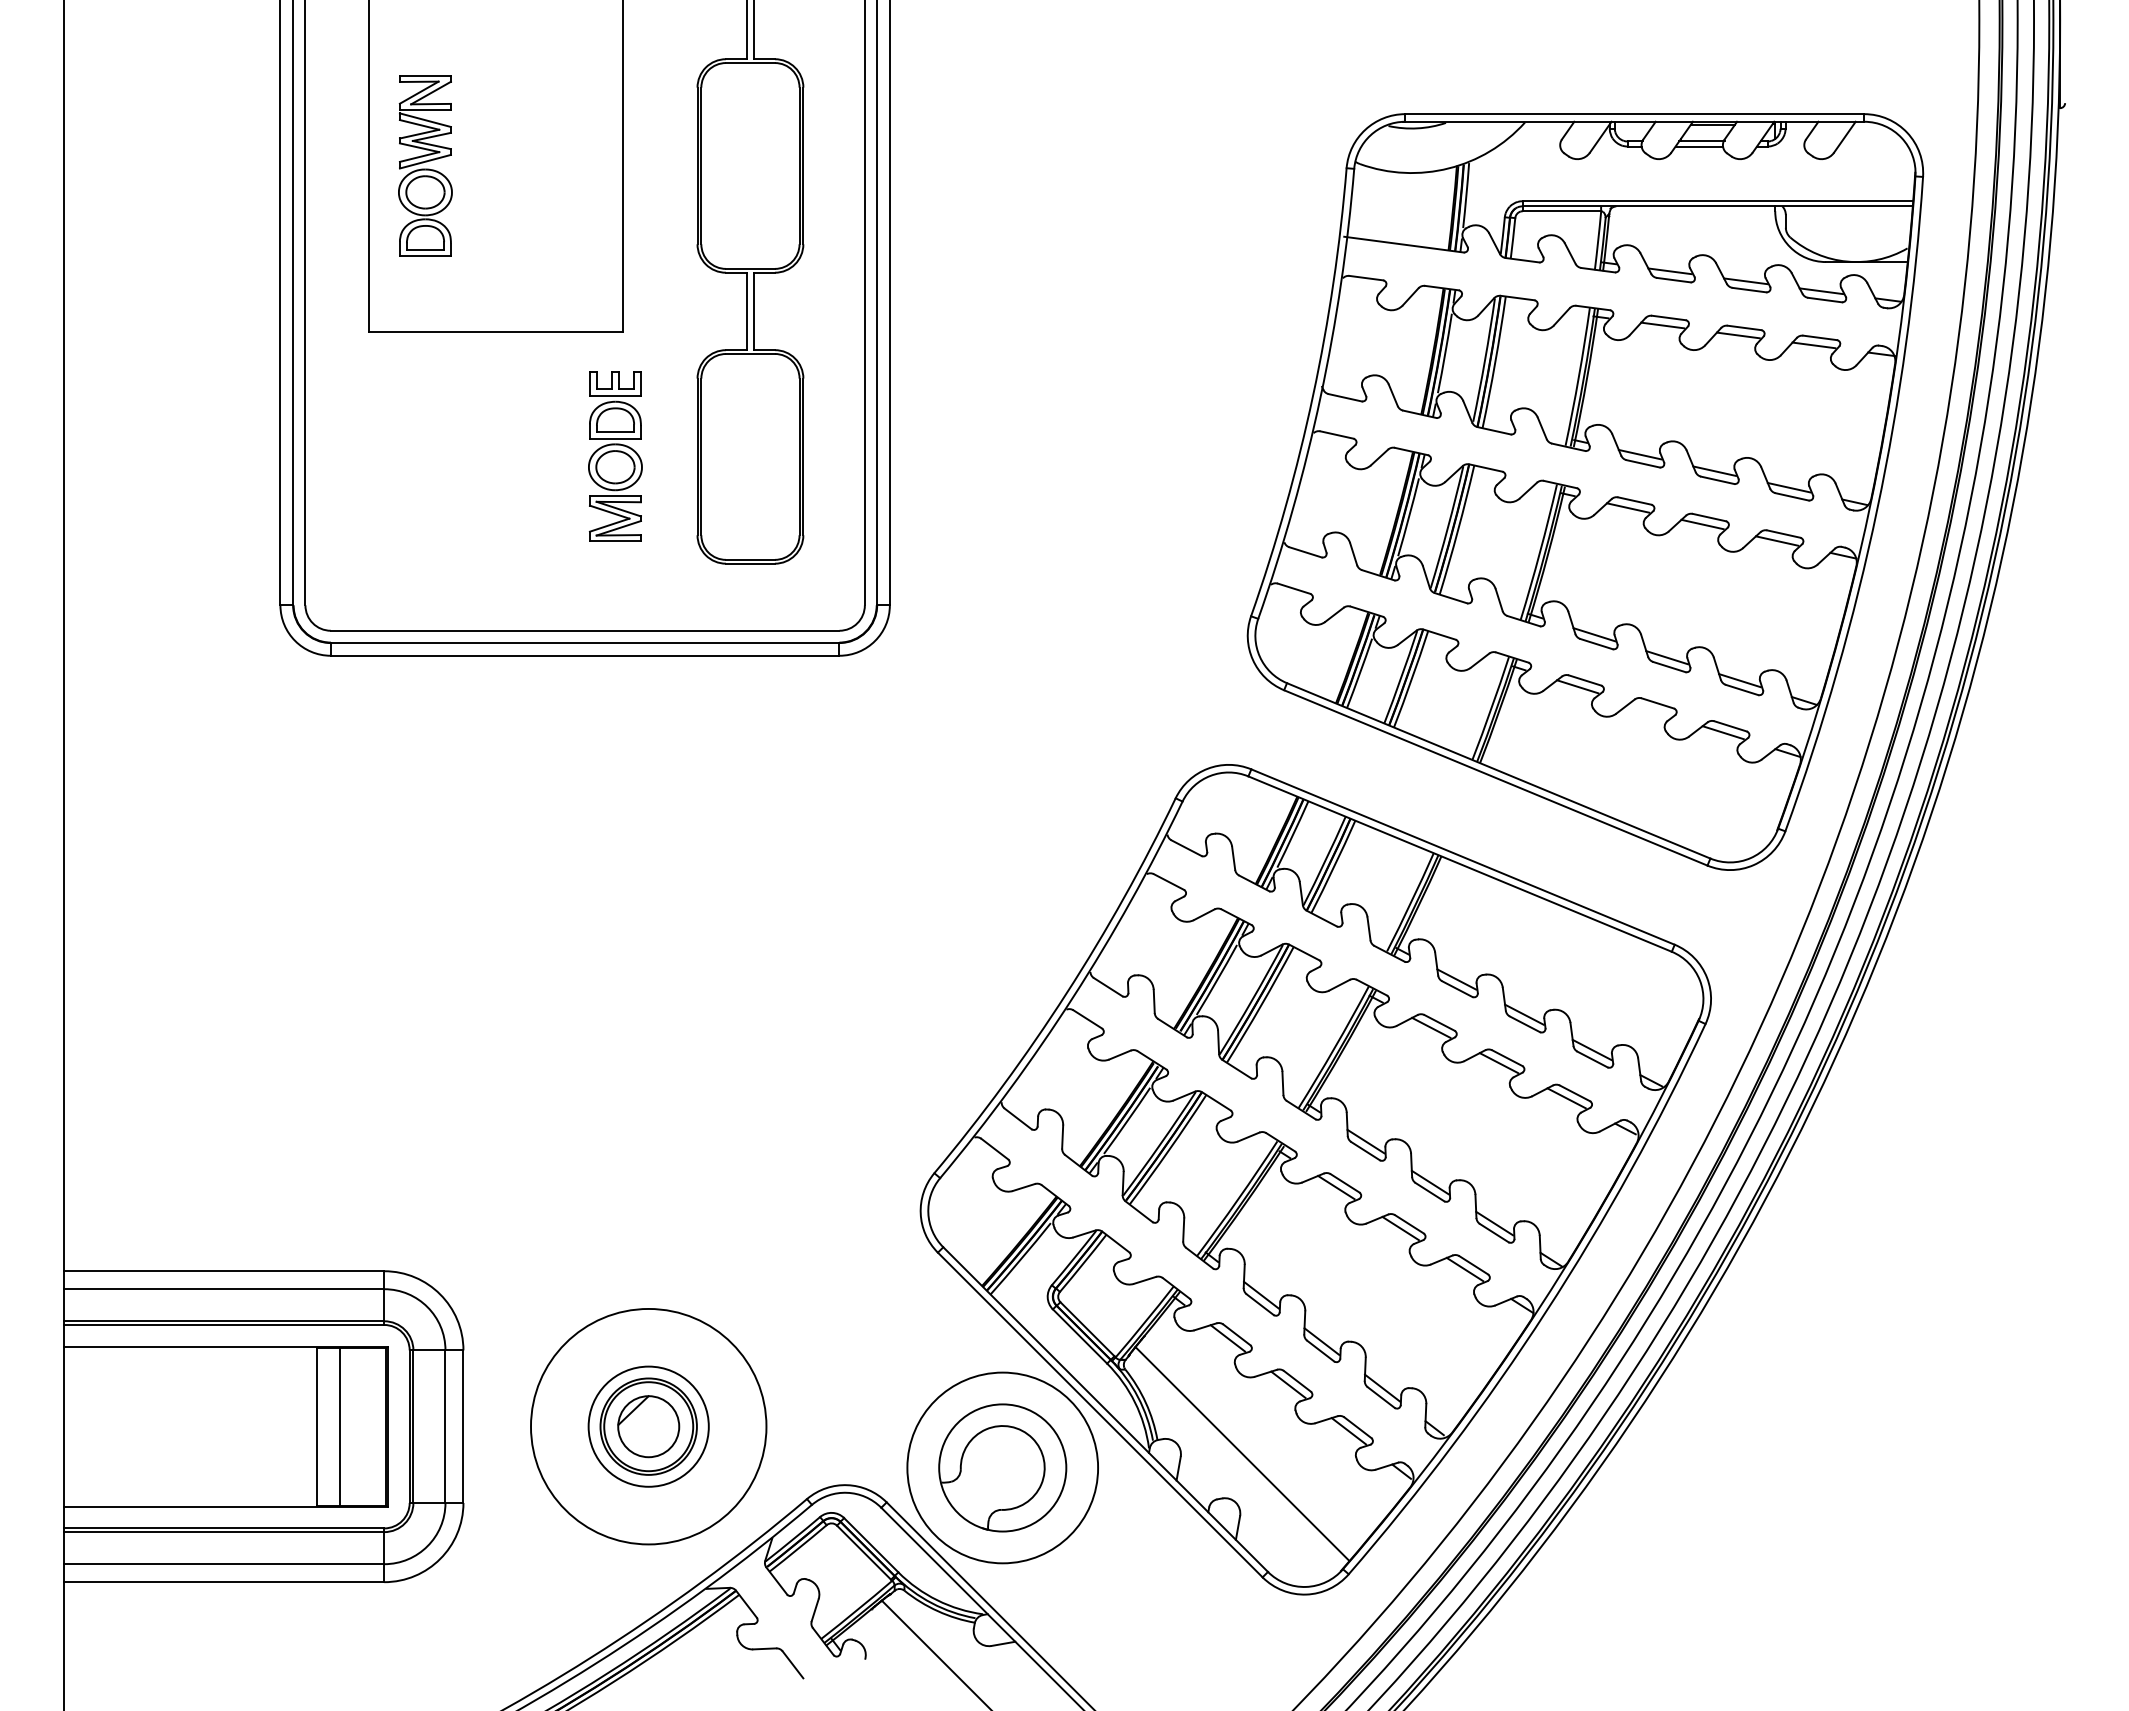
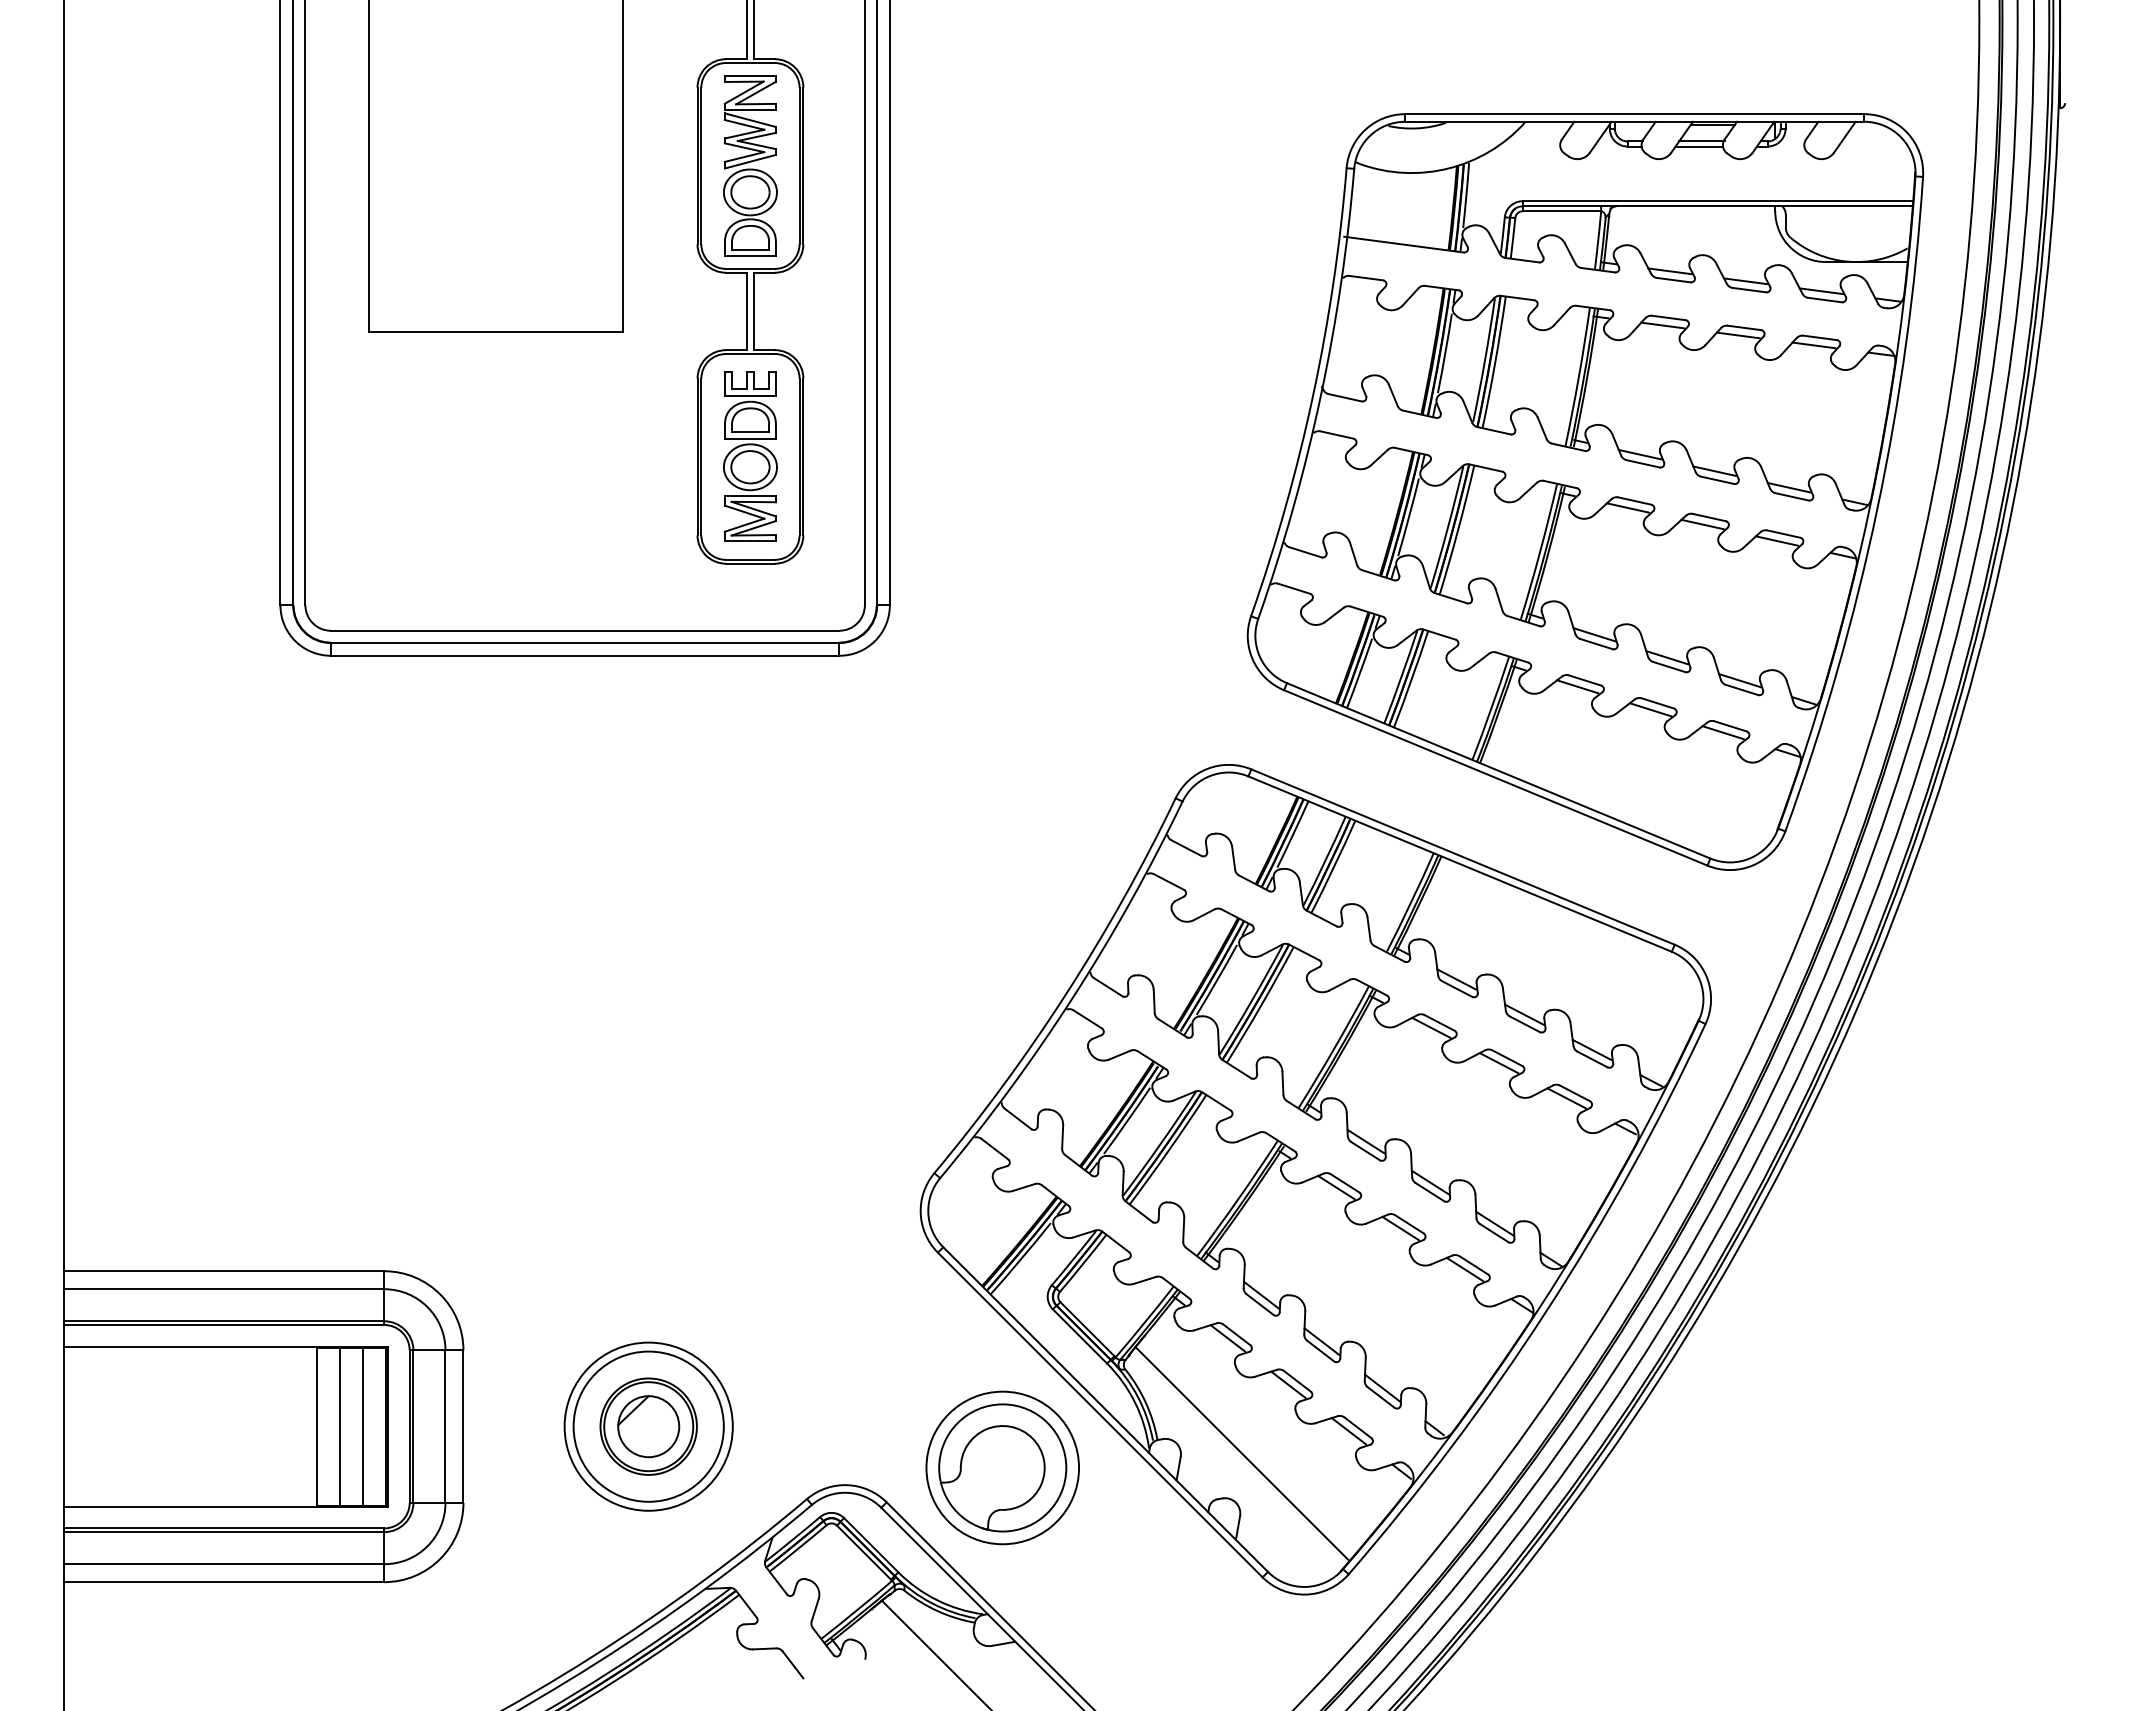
part position: (425, 165) -> (750, 165) (750, 165)
part position: (615, 456) -> (750, 456) (750, 456)
line: none -> present (1650, 709)
line: none -> present (362, 1426)
circle diameter: 120 px -> 150 px (648, 1426)
circle diameter: 235 px -> 168 px (648, 1426)
circle diameter: 191 px -> 153 px (1002, 1467)
